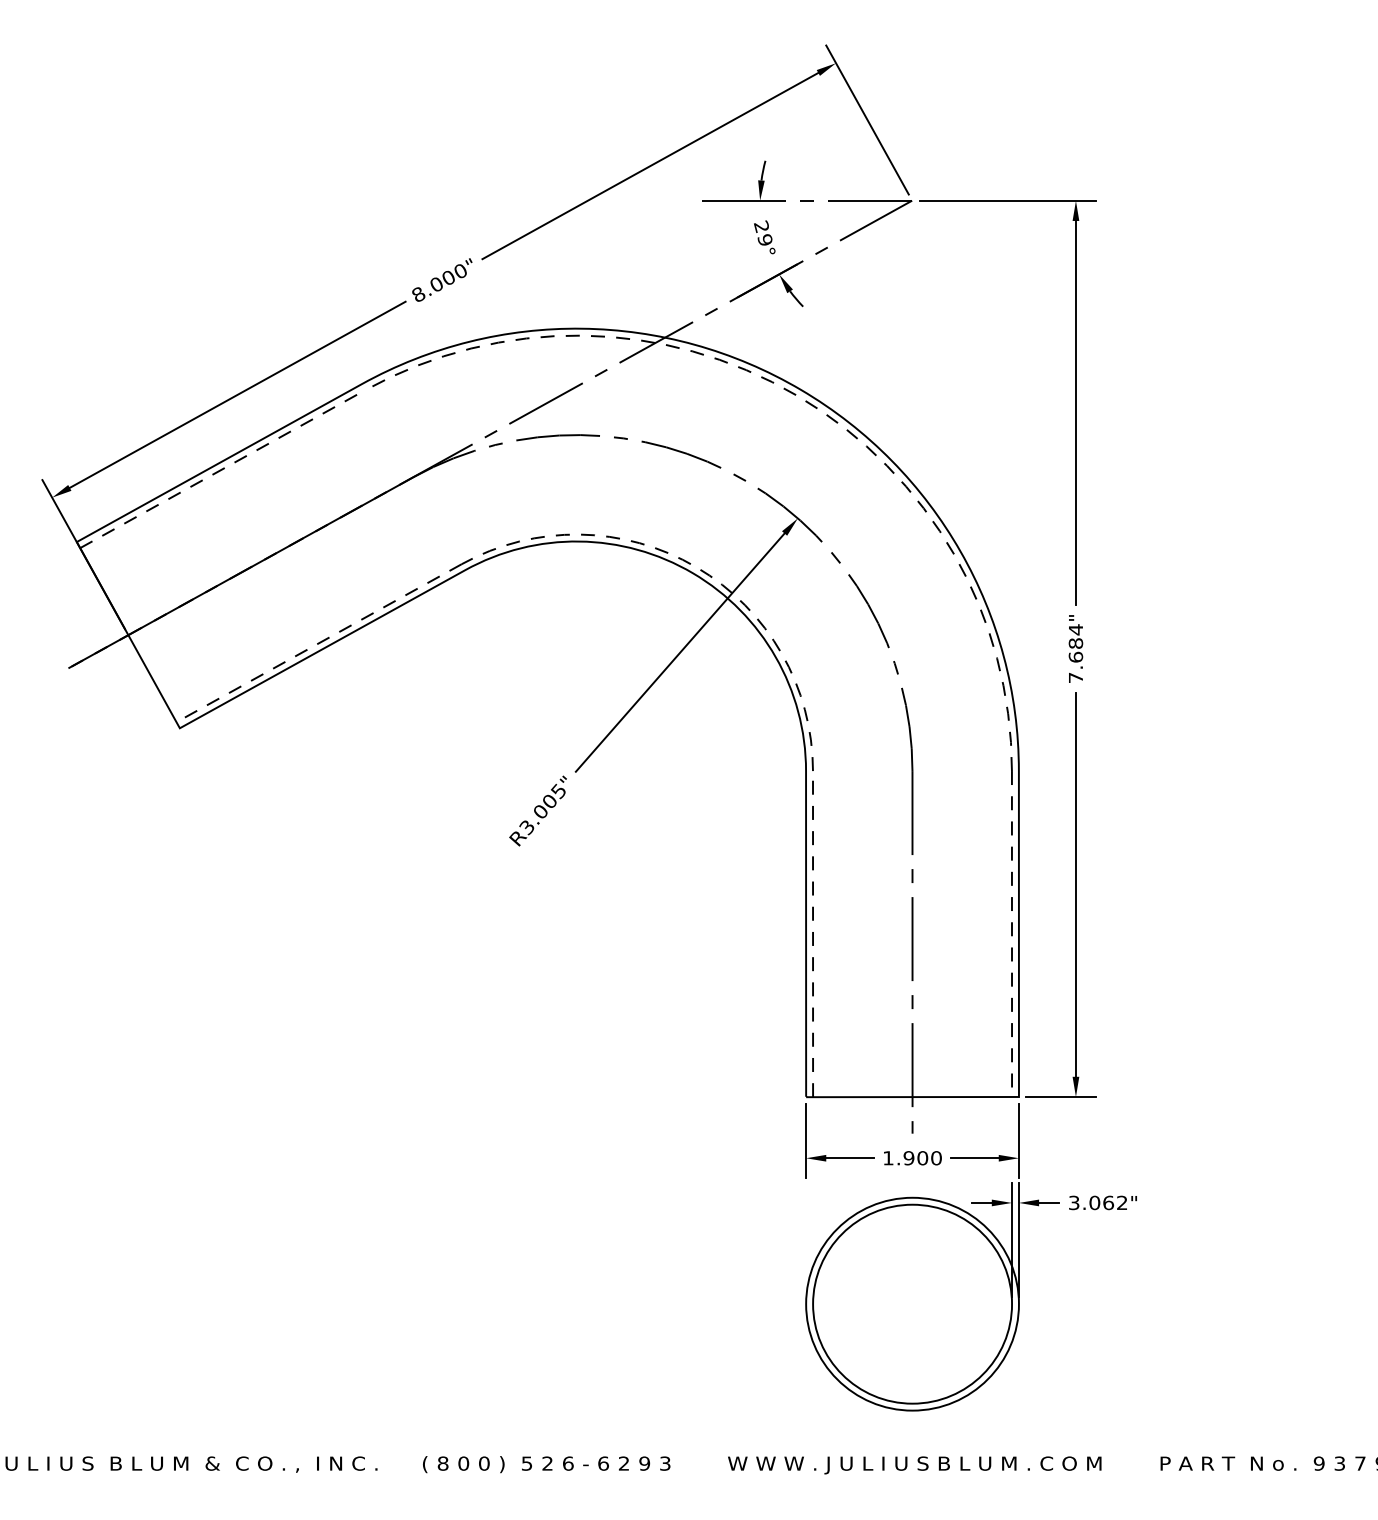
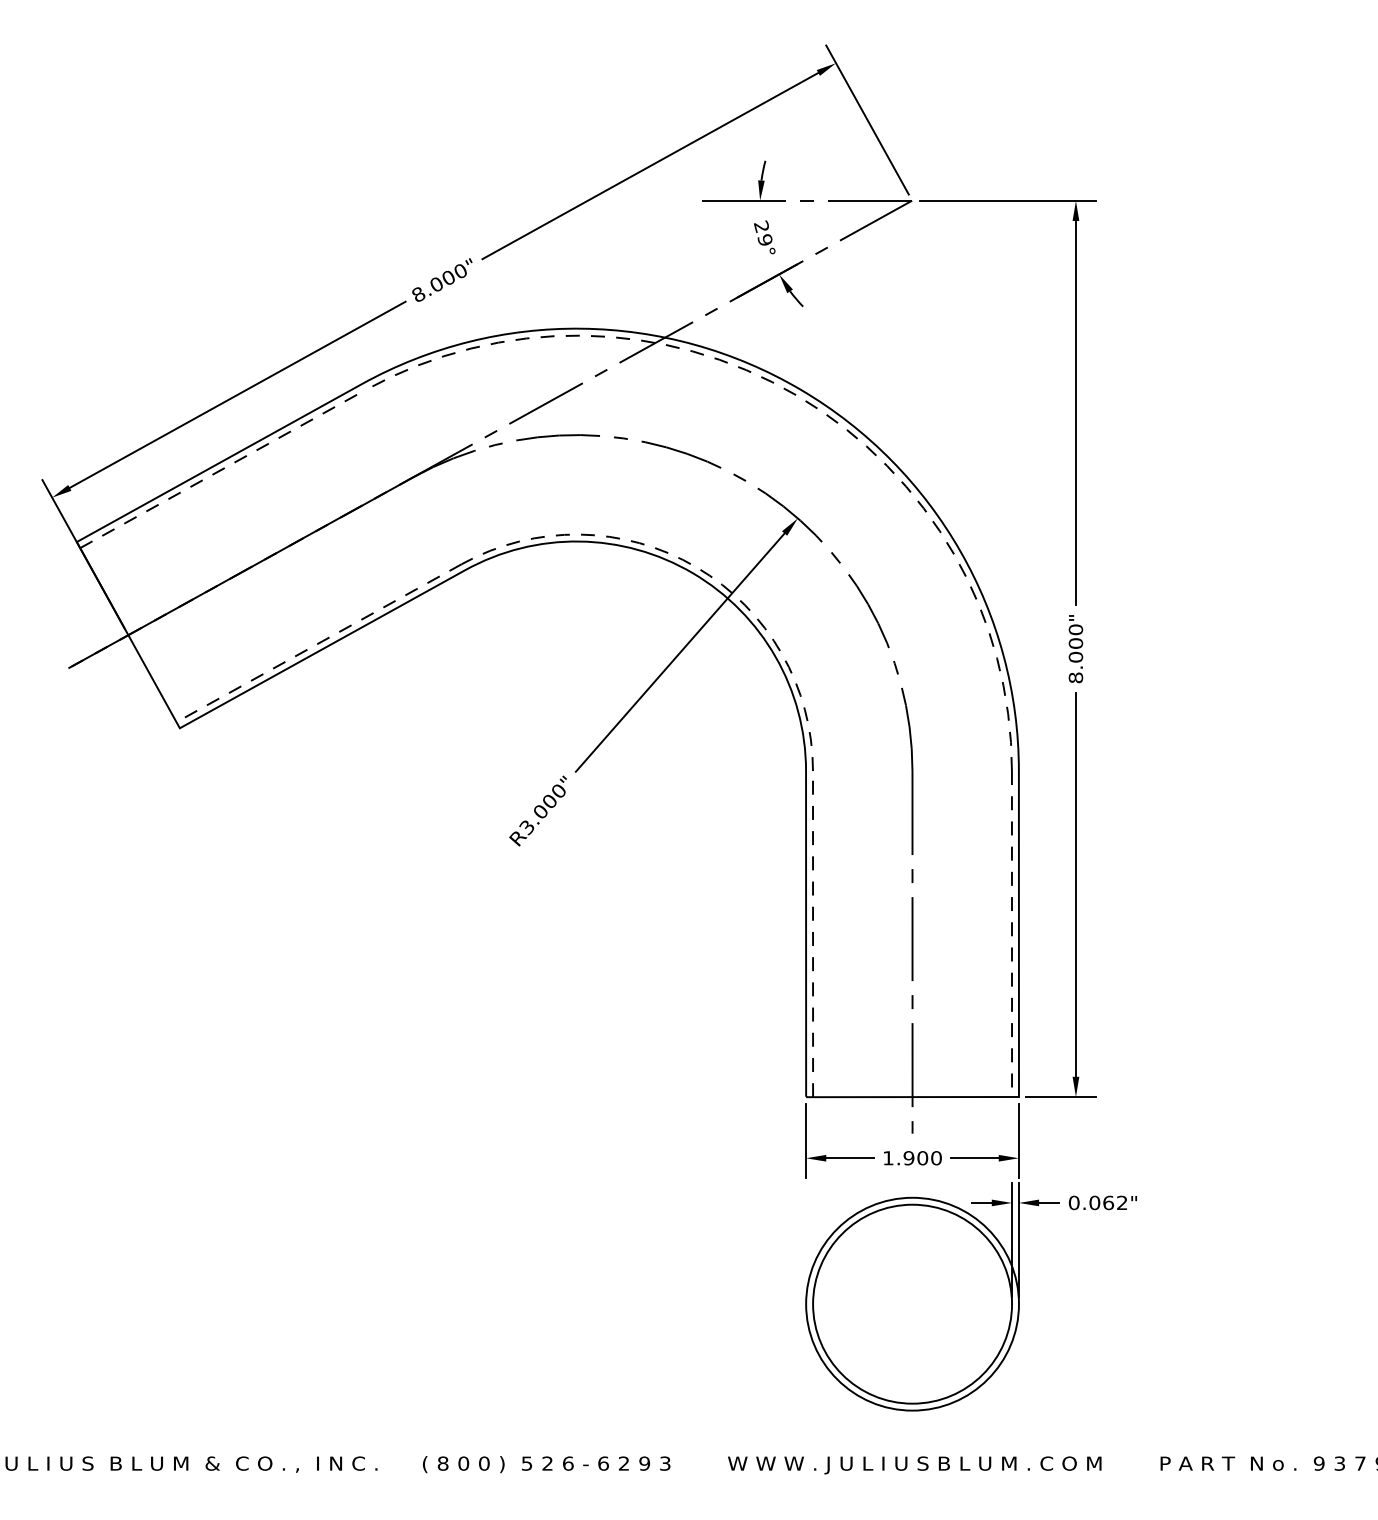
text: 7.684" -> 8.000" (1075, 653)
text: R3.005" -> R3.000" (557, 791)
text: 3.062" -> 0.062" (1073, 1202)
